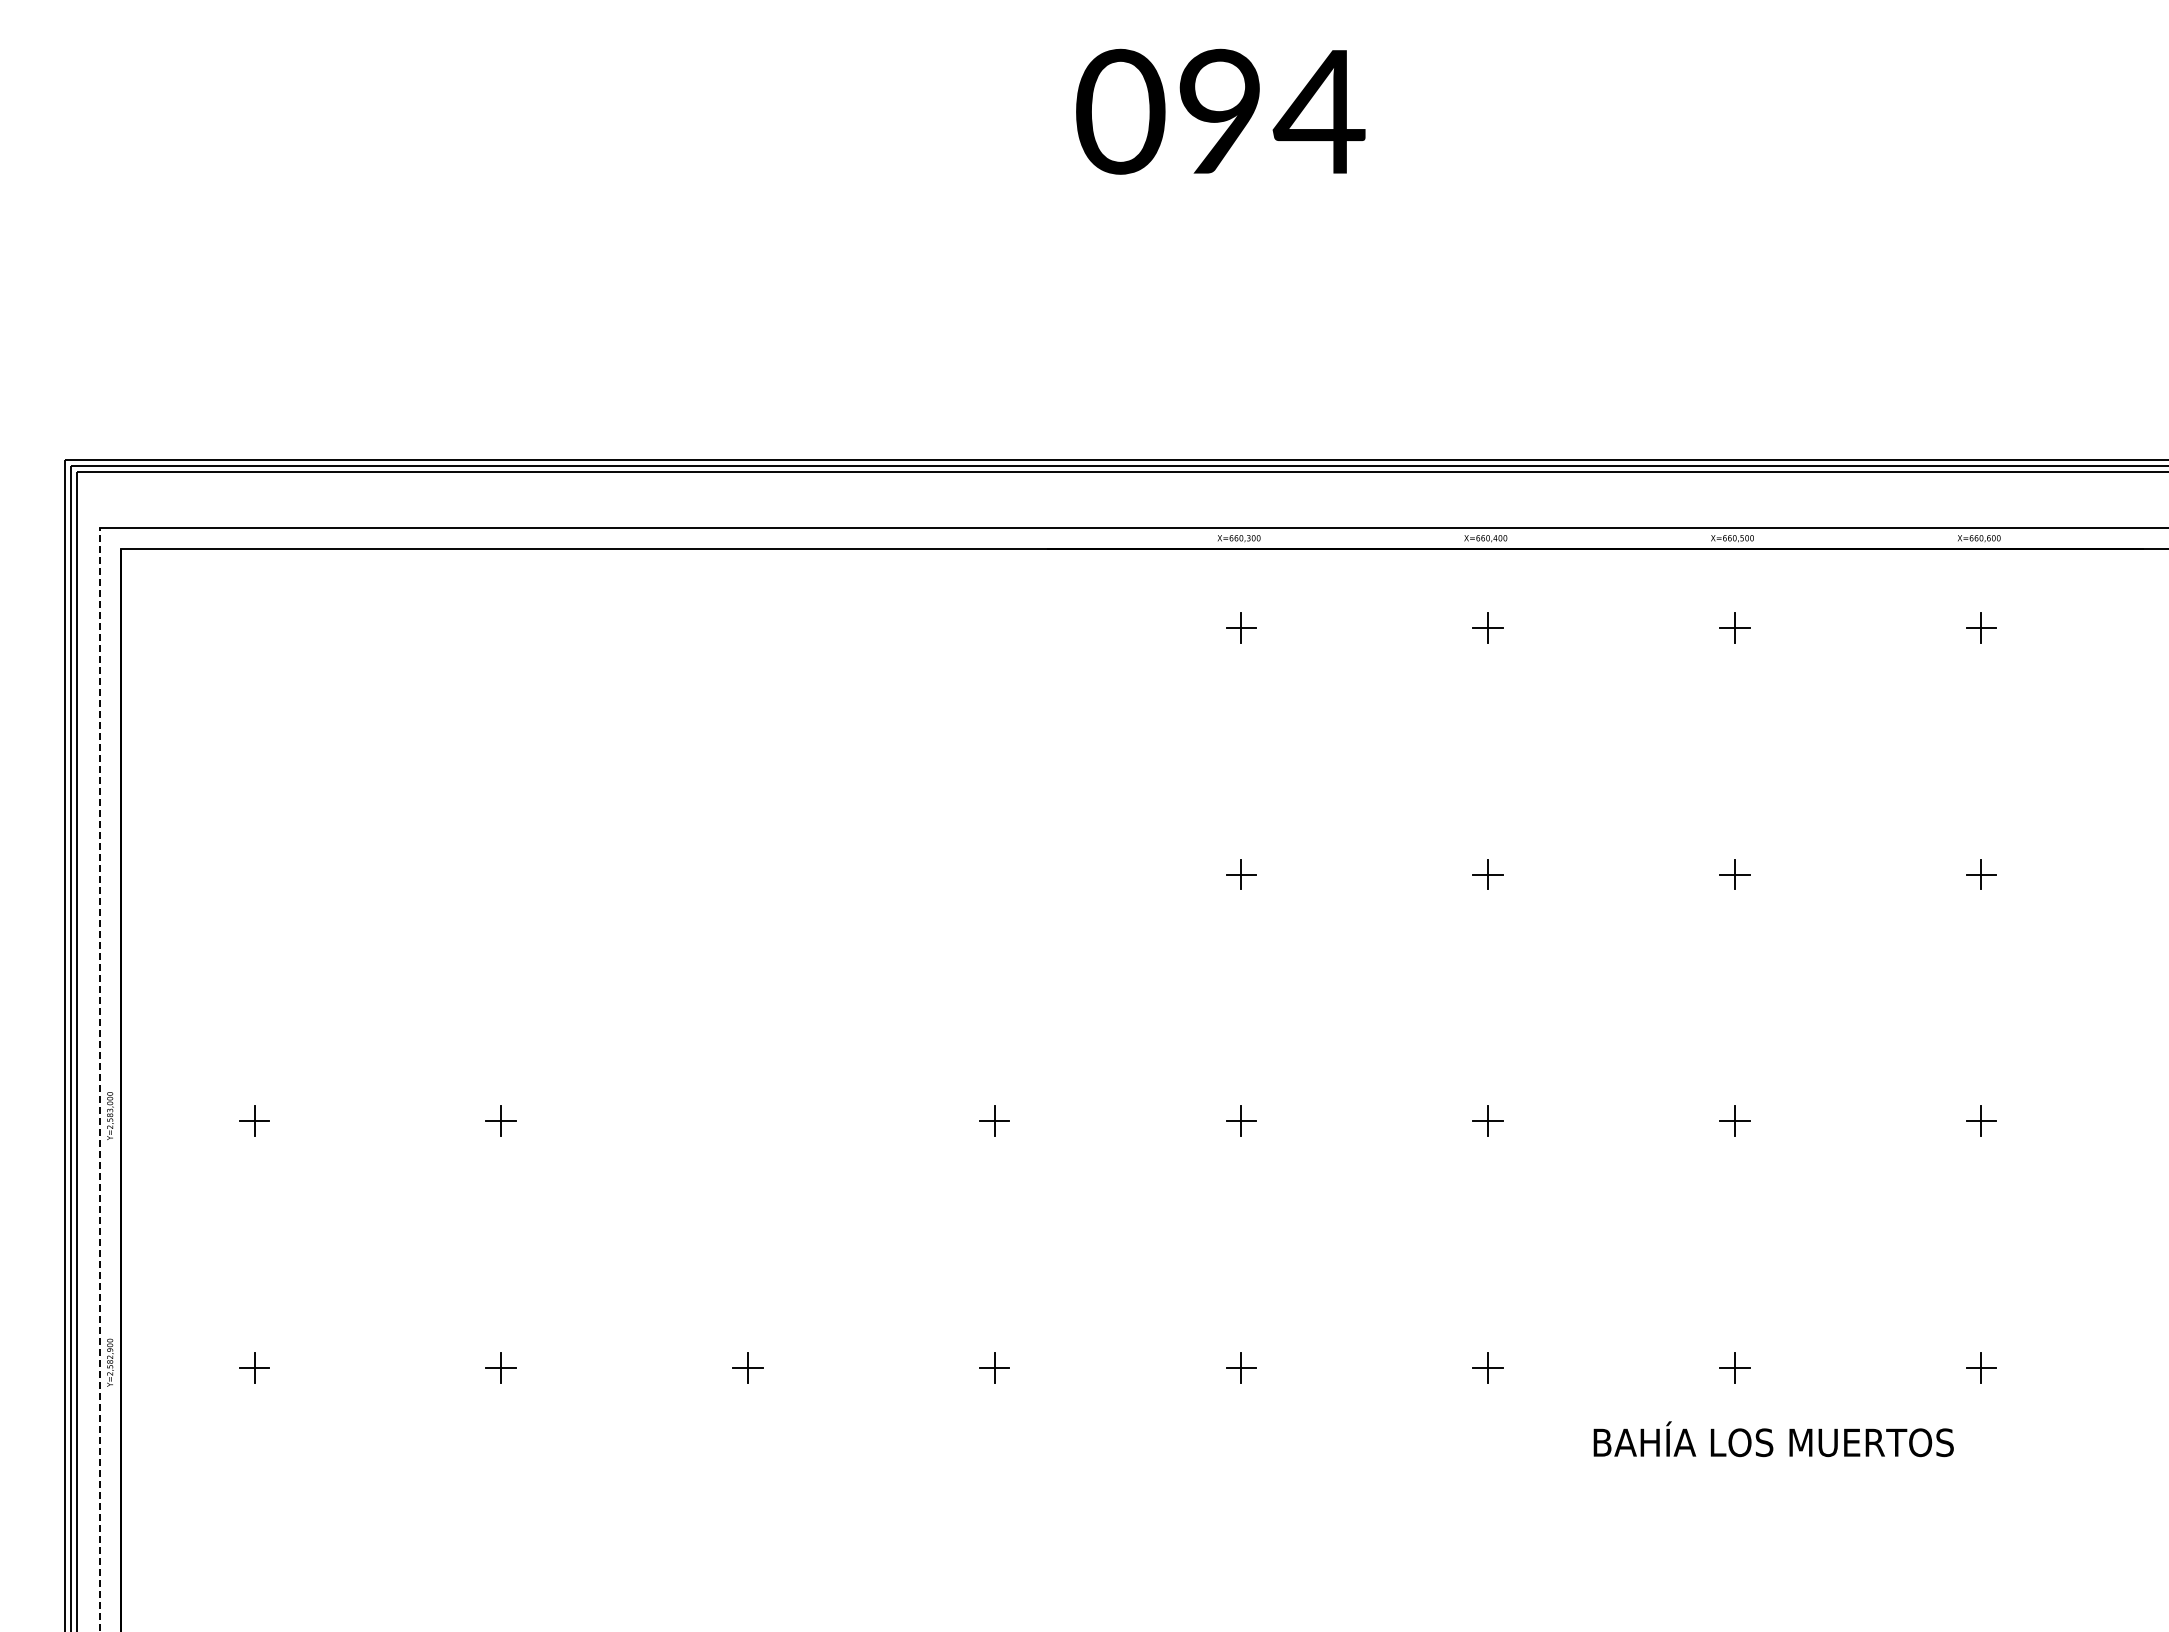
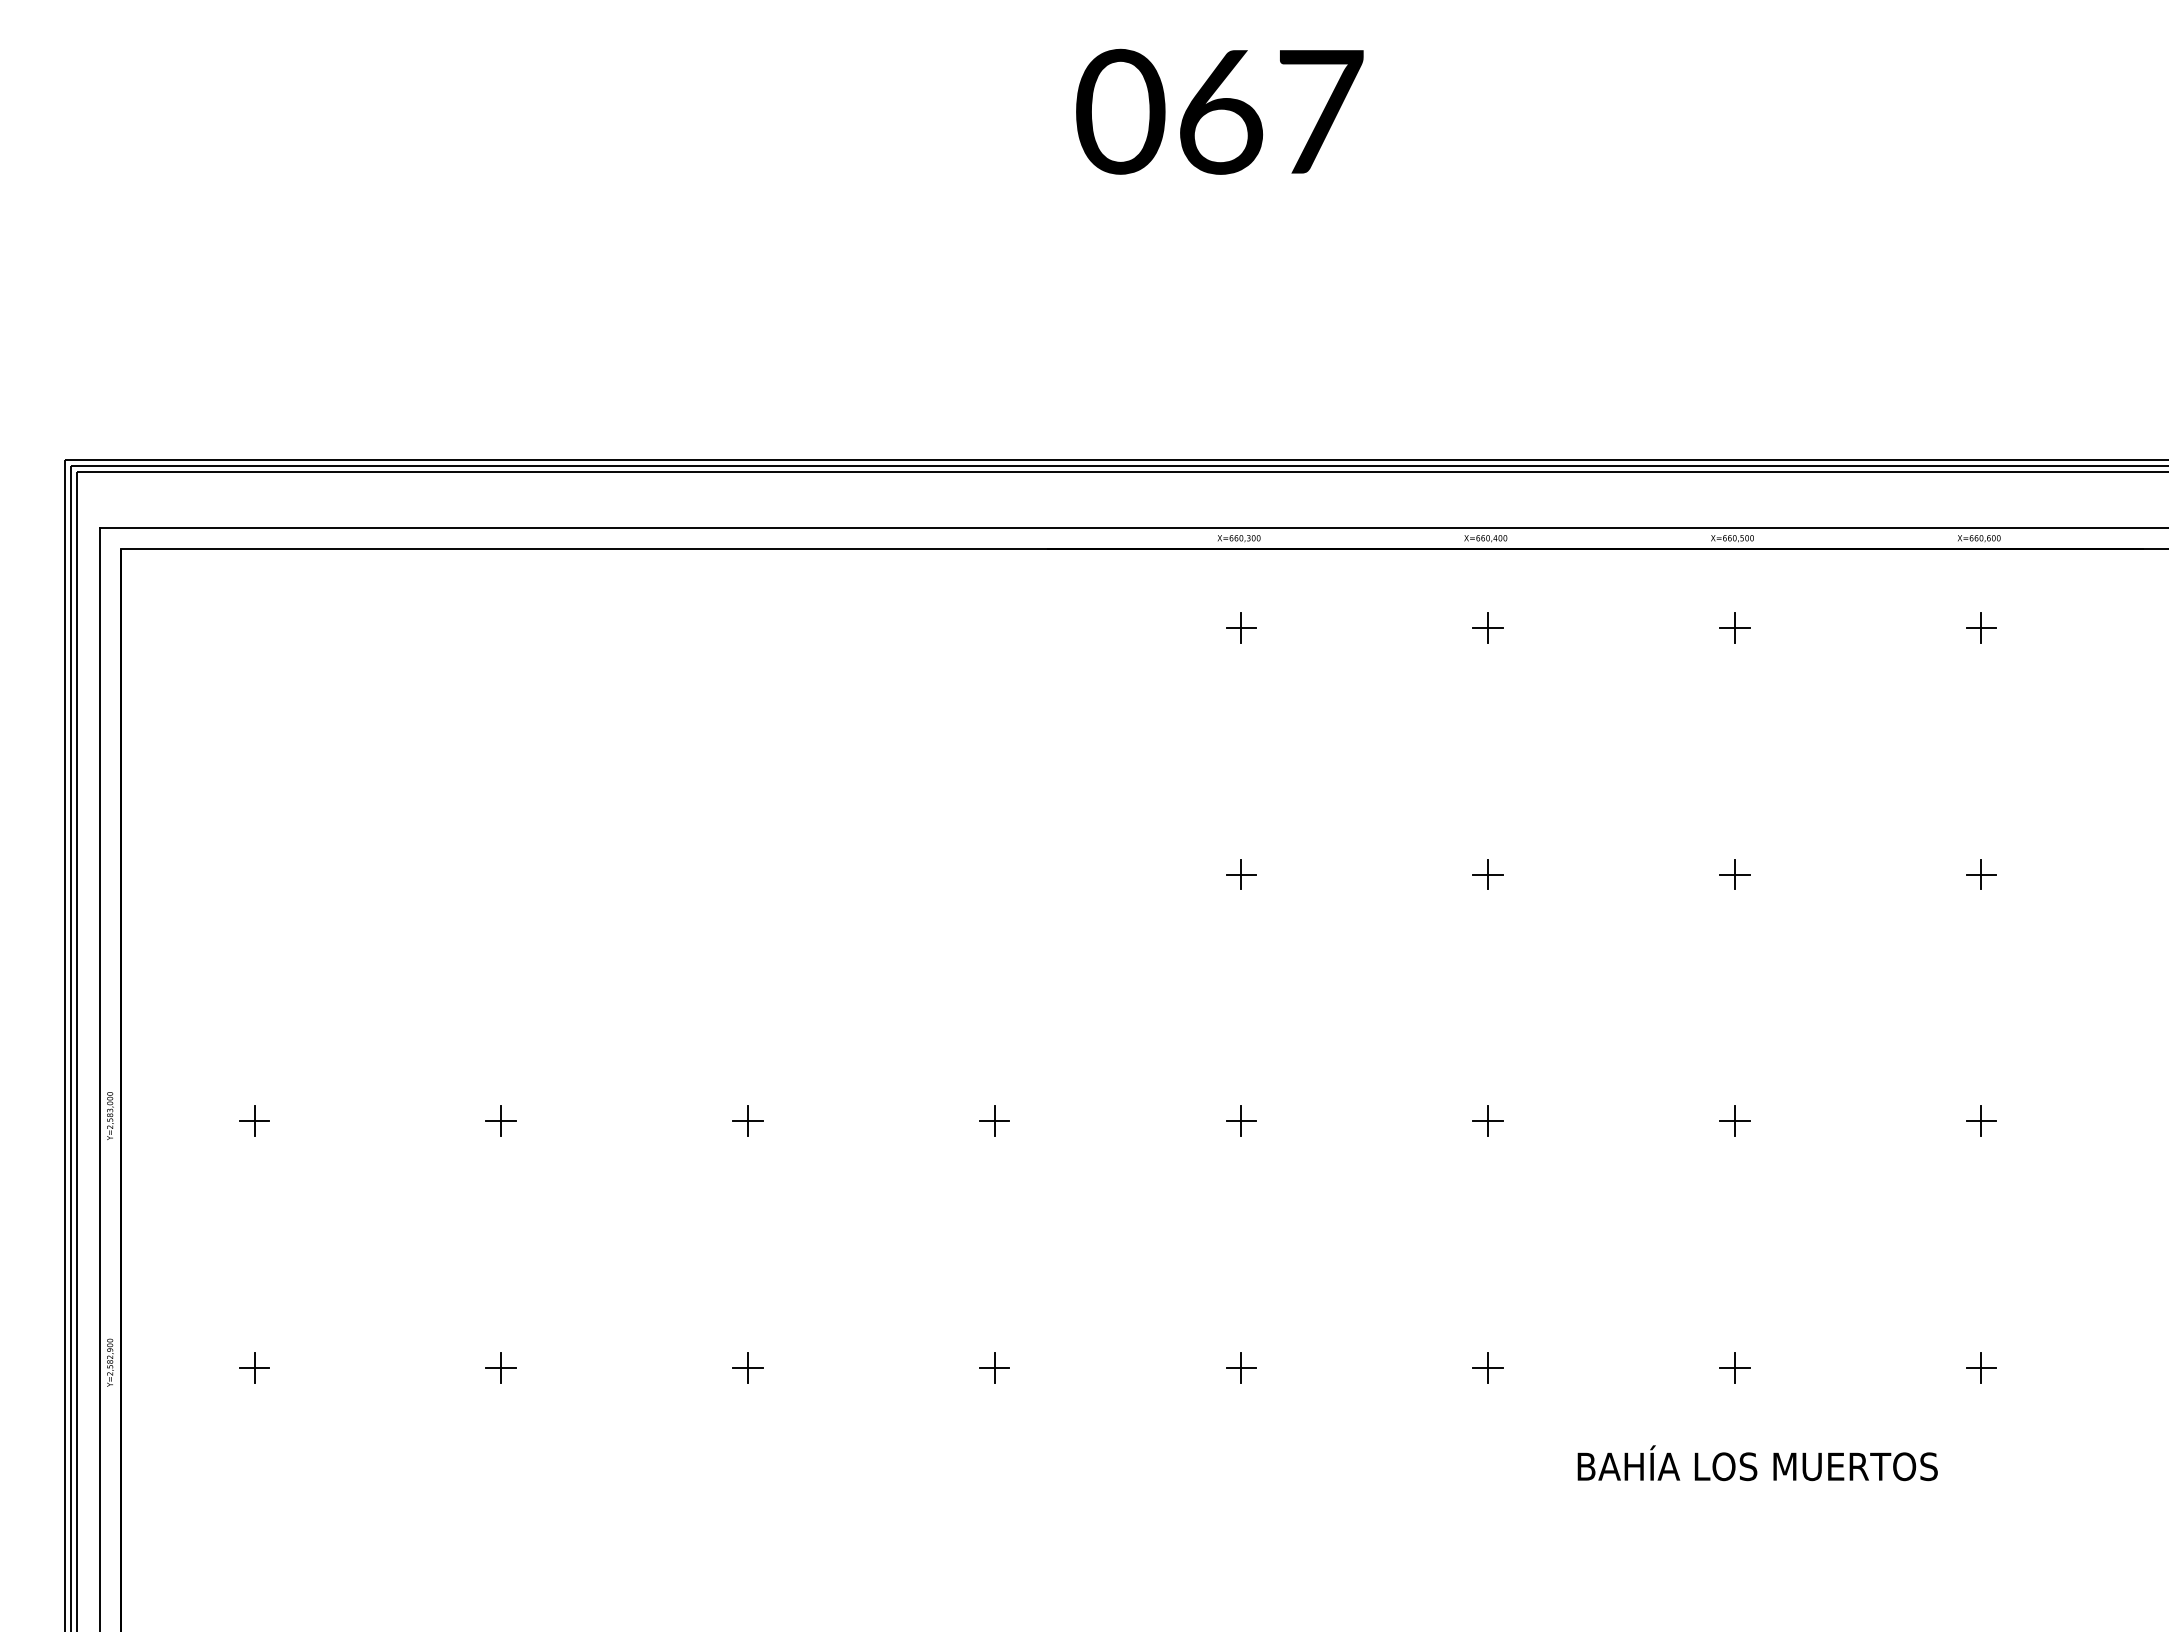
text: 094 -> 067 (1272, 111)
line: dashed -> solid (100, 1079)
part: none -> present (747, 1120)
text position: (1773, 1439) -> (1757, 1463) (1757, 1463)
